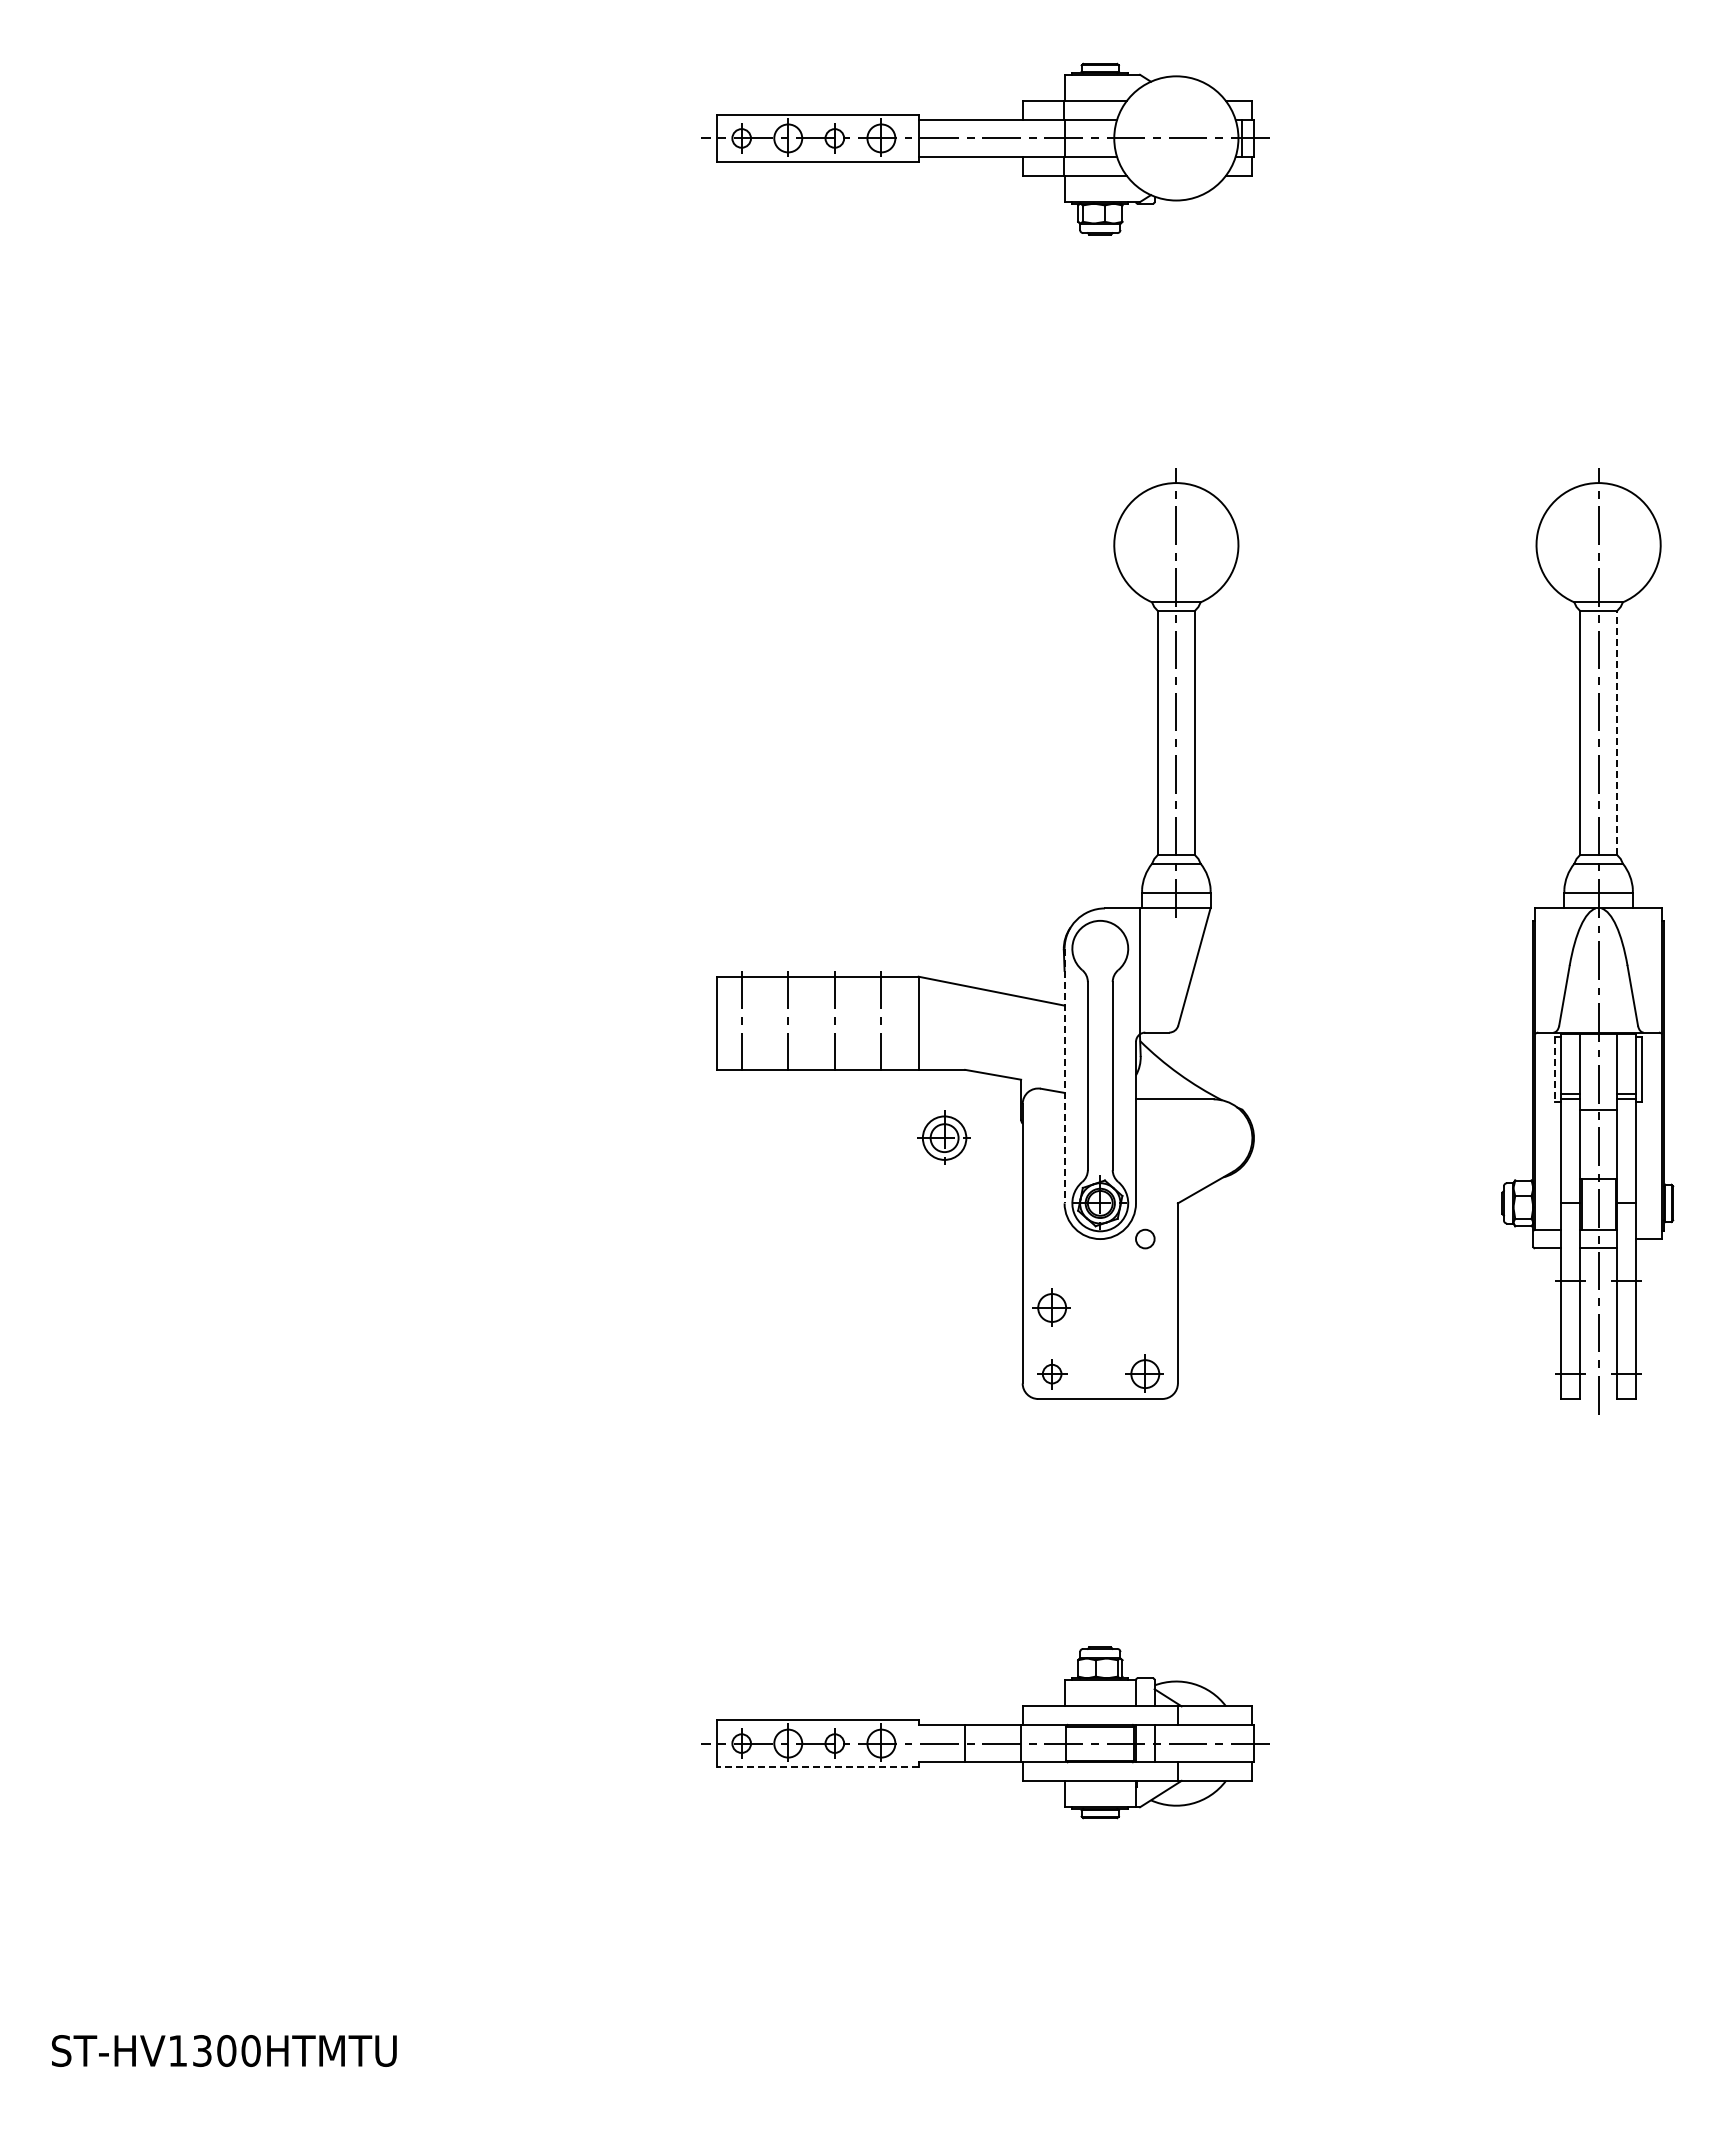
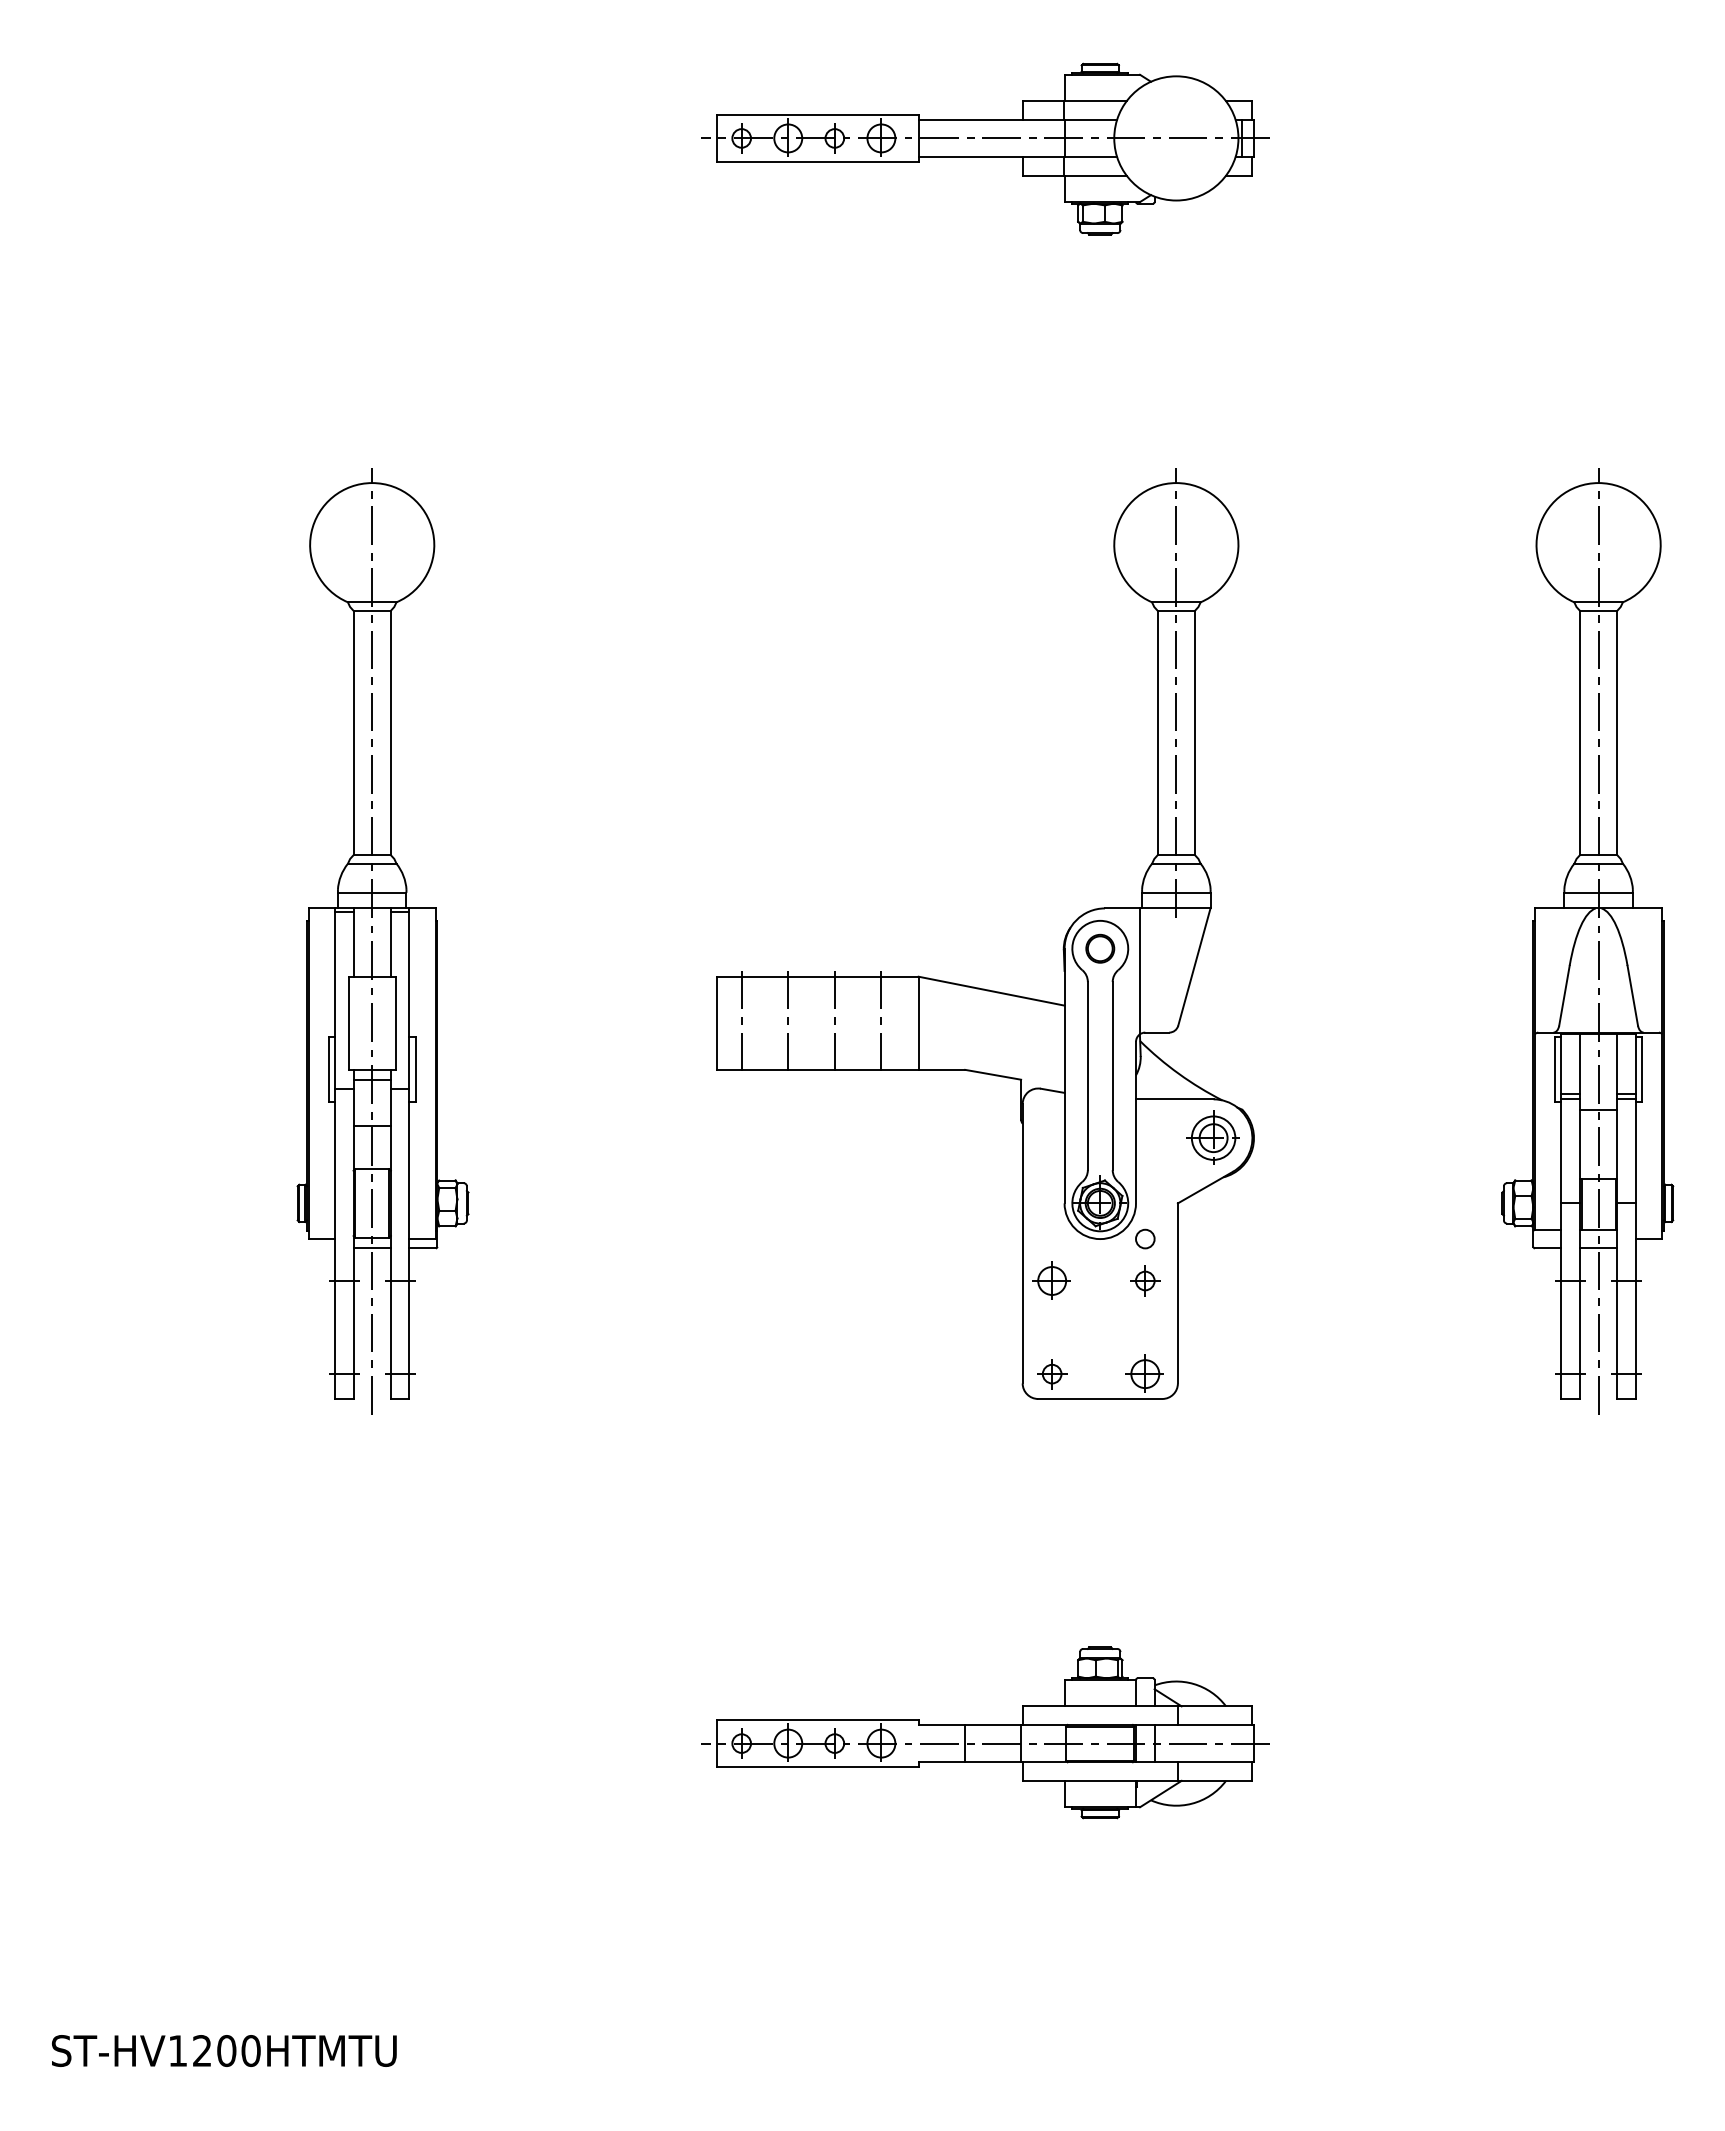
line: dashed -> solid (1617, 732)
part: none -> present (382, 941)
part: none -> present (1100, 948)
line: dashed -> solid (1555, 1069)
line: dashed -> solid (1064, 1076)
part position: (943, 1137) -> (1212, 1137) (1212, 1137)
part: none -> present (1145, 1280)
part position: (1051, 1307) -> (1051, 1280) (1051, 1280)
line: dashed -> solid (817, 1766)
text: ST-HV1300HTMTU -> ST-HV1200HTMTU (202, 2051)
